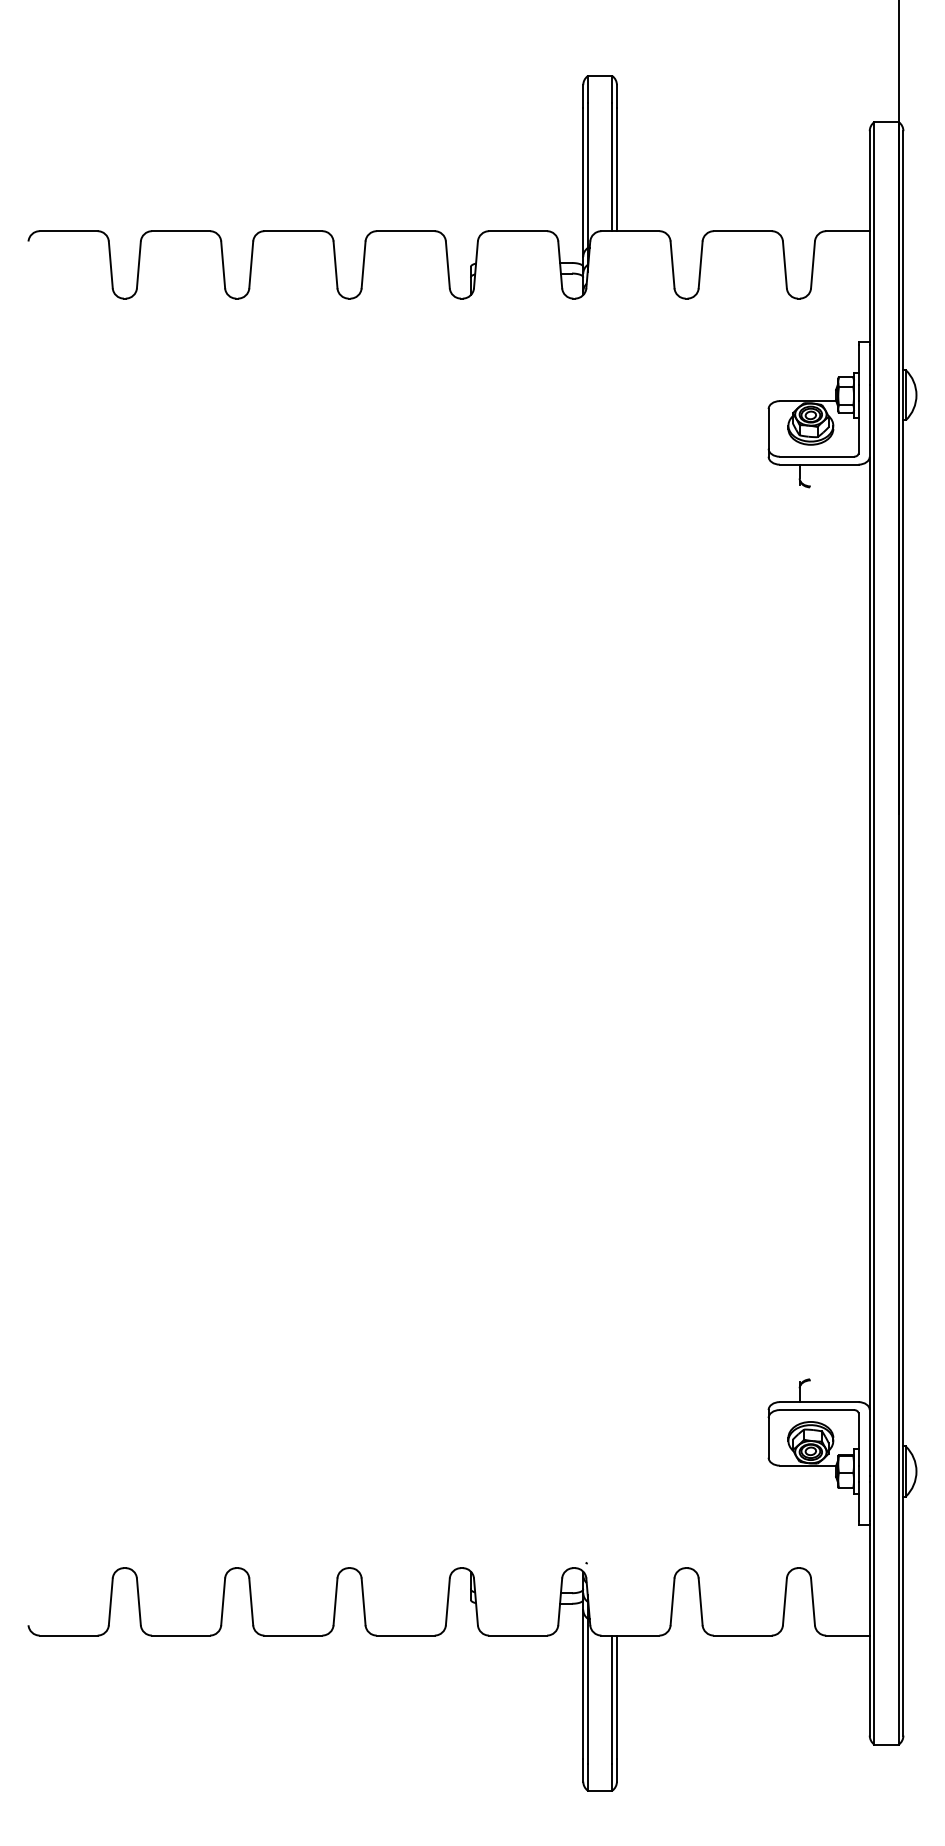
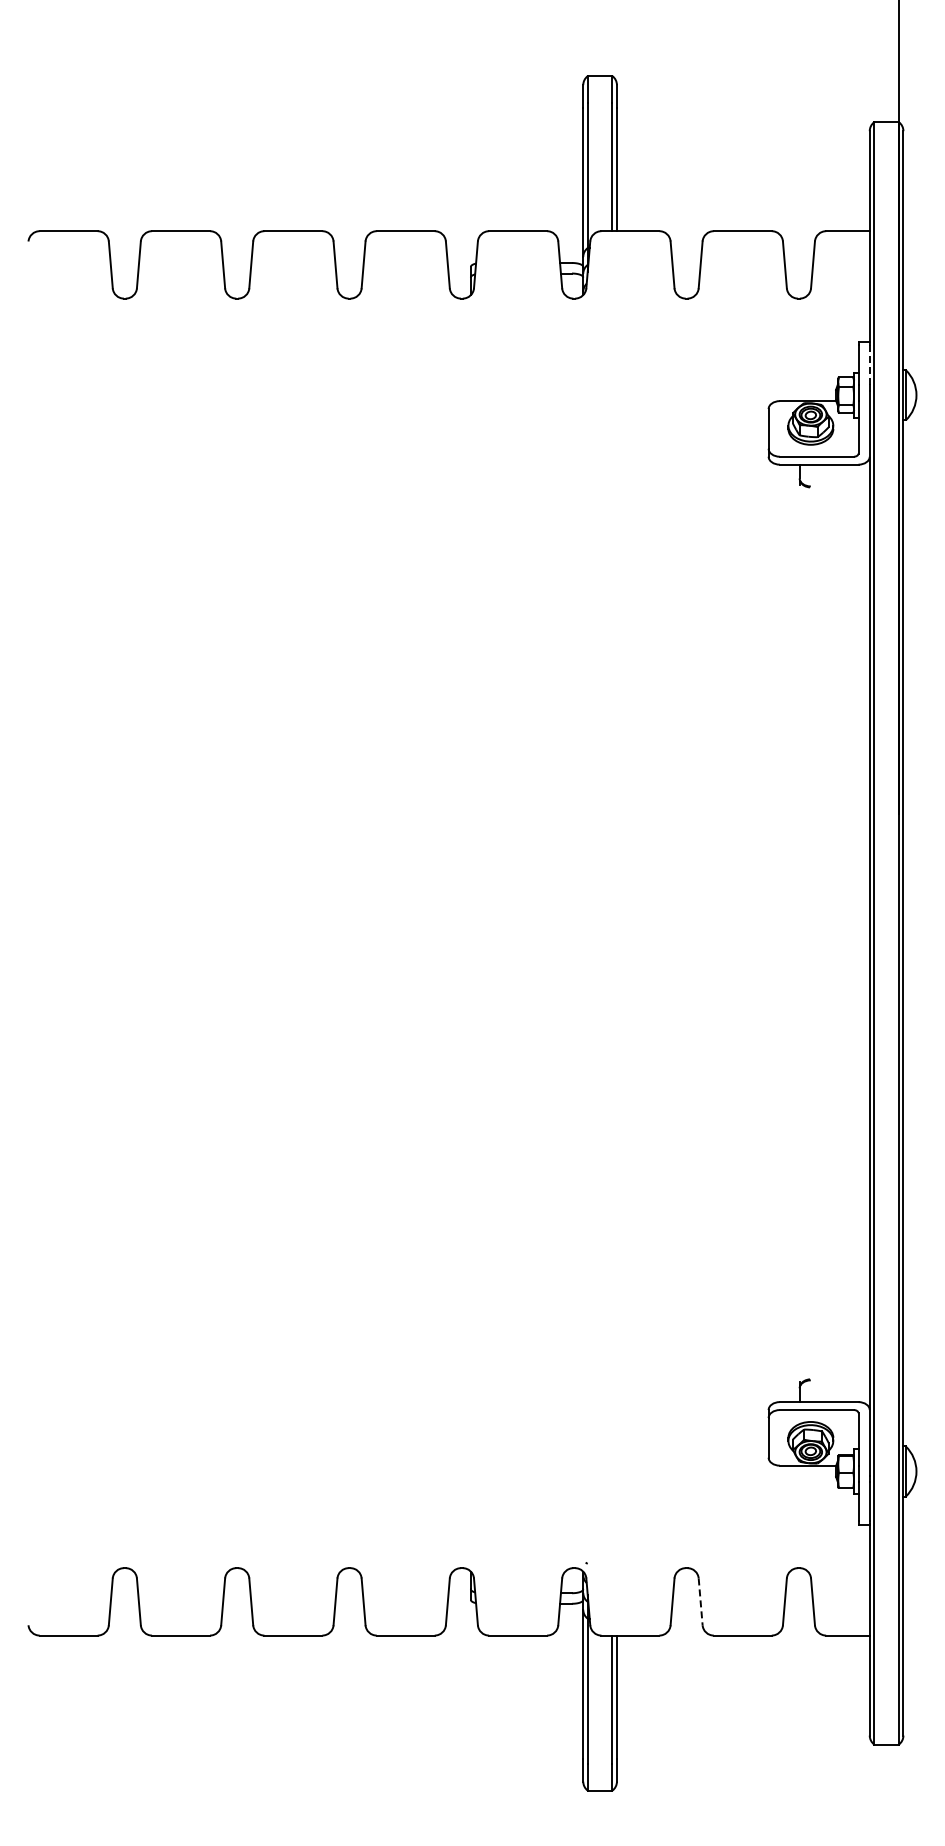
line: solid -> dashed (869, 365)
line: solid -> dashed (700, 1602)
